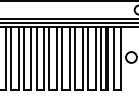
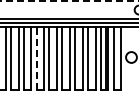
line: solid -> dashed (69, 1)
line: solid -> dashed (36, 58)
